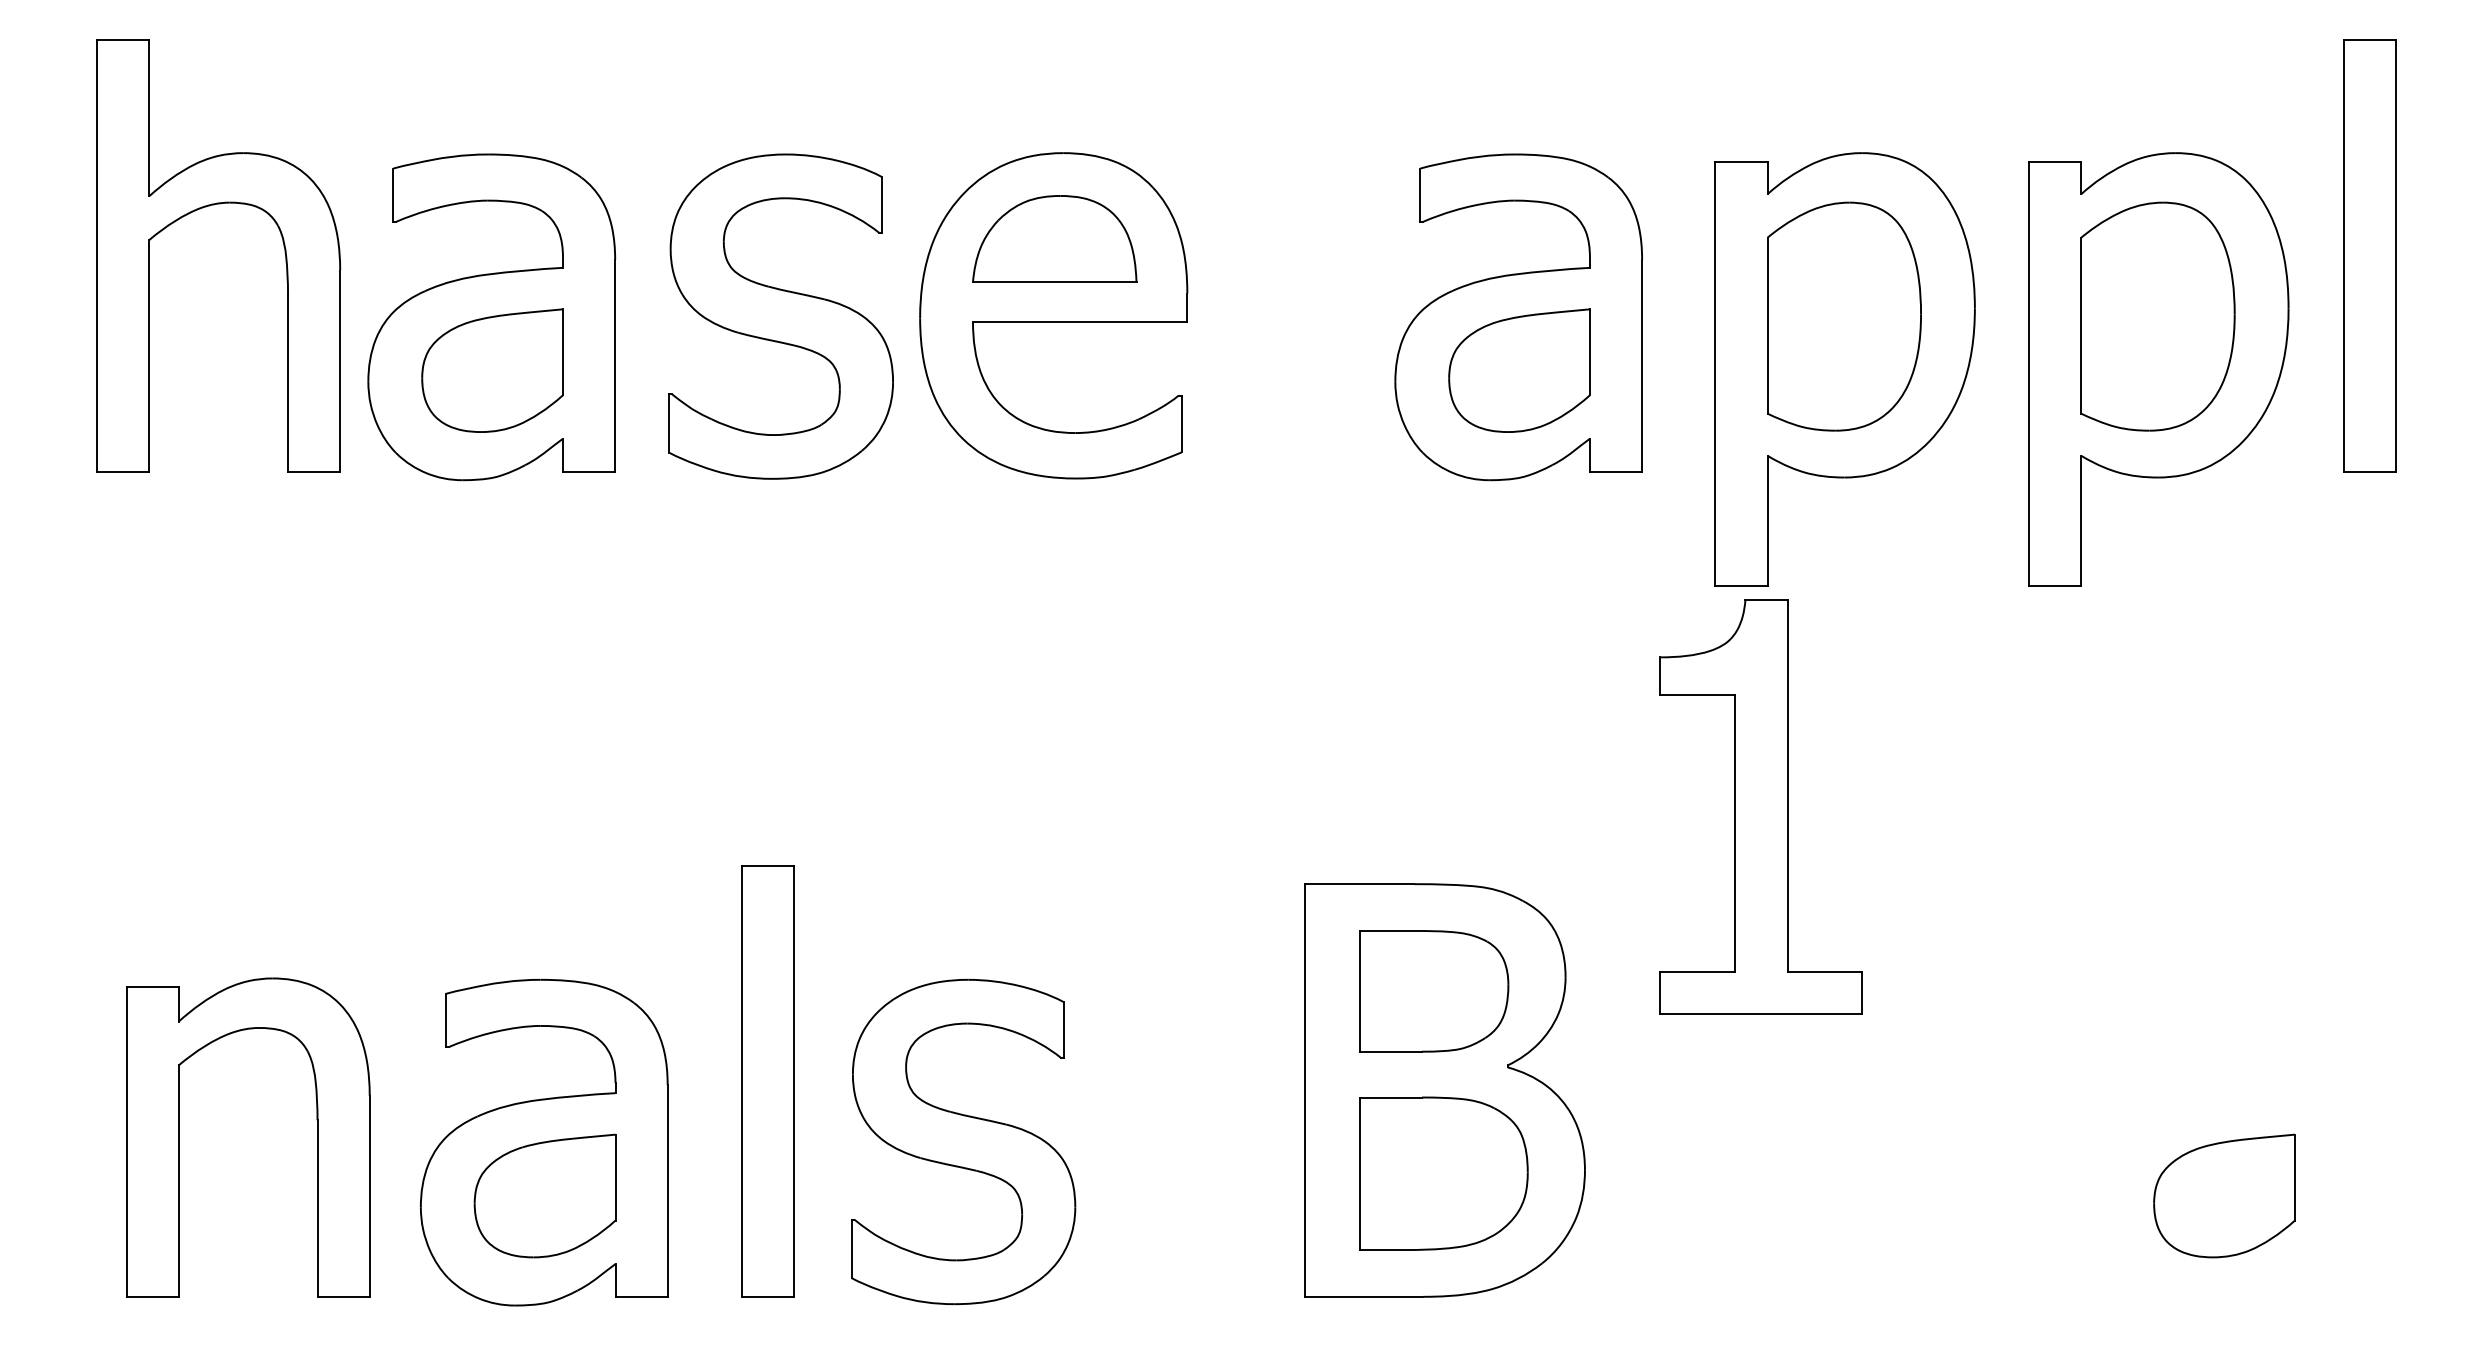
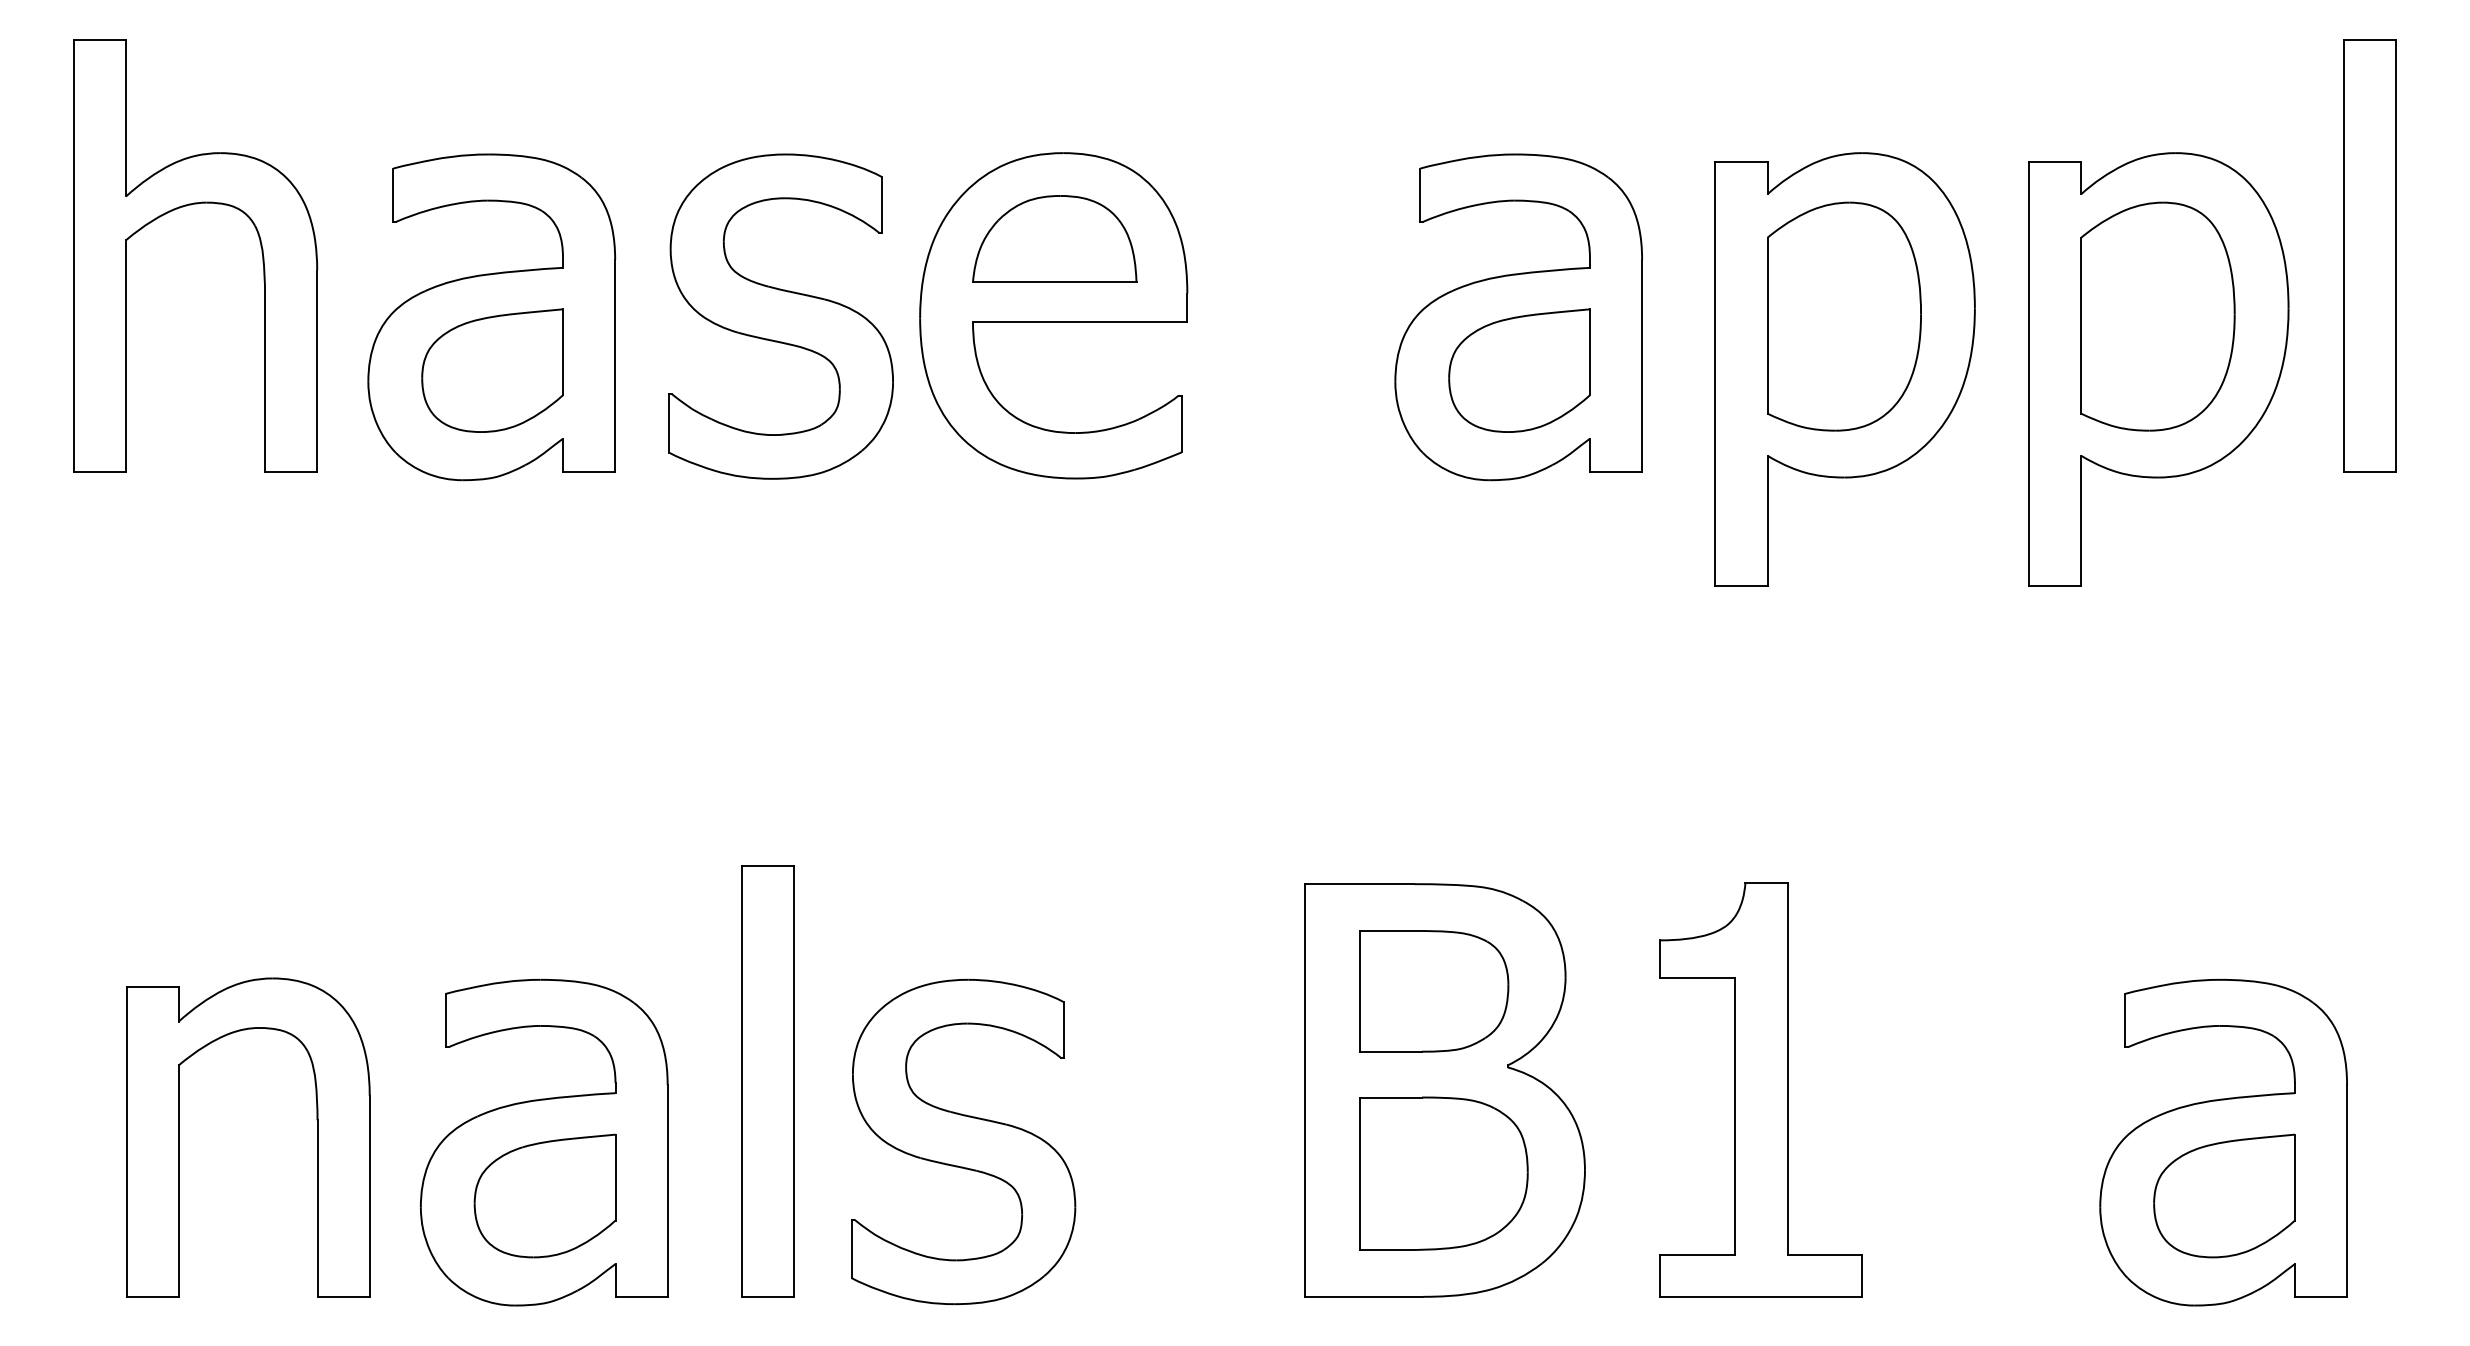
part position: (203, 208) -> (180, 208) (180, 208)
part position: (1760, 806) -> (1760, 1089) (1760, 1089)
part: none -> present (2223, 1142)
